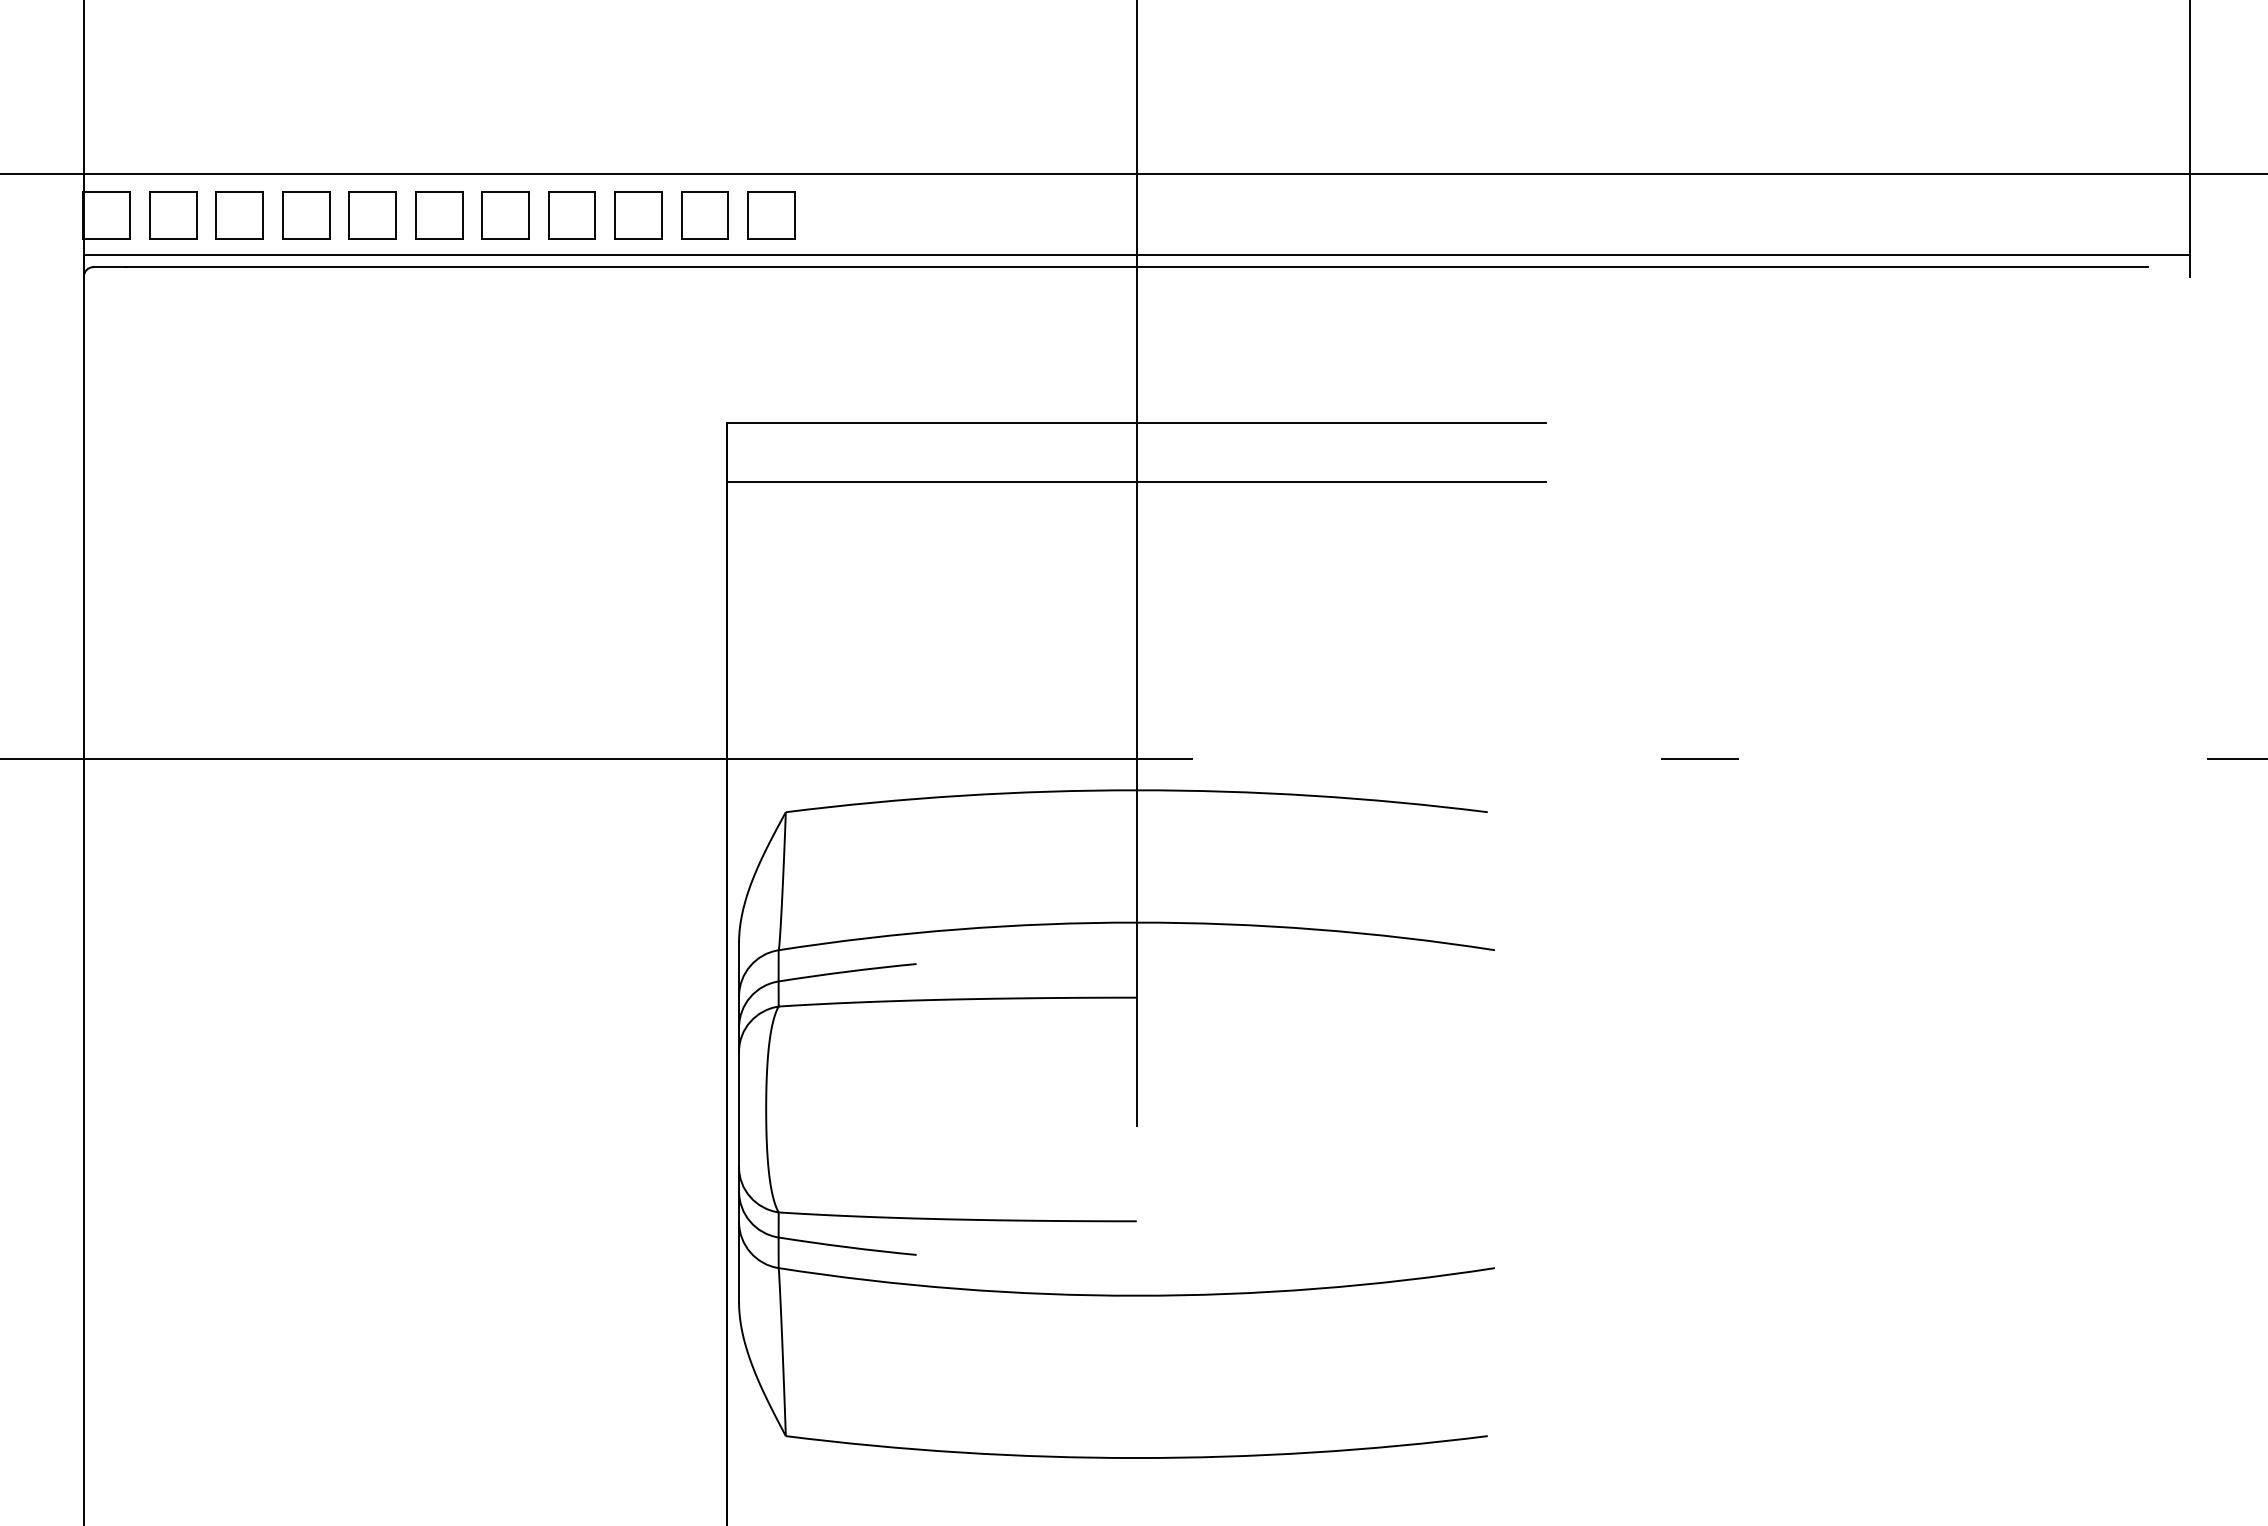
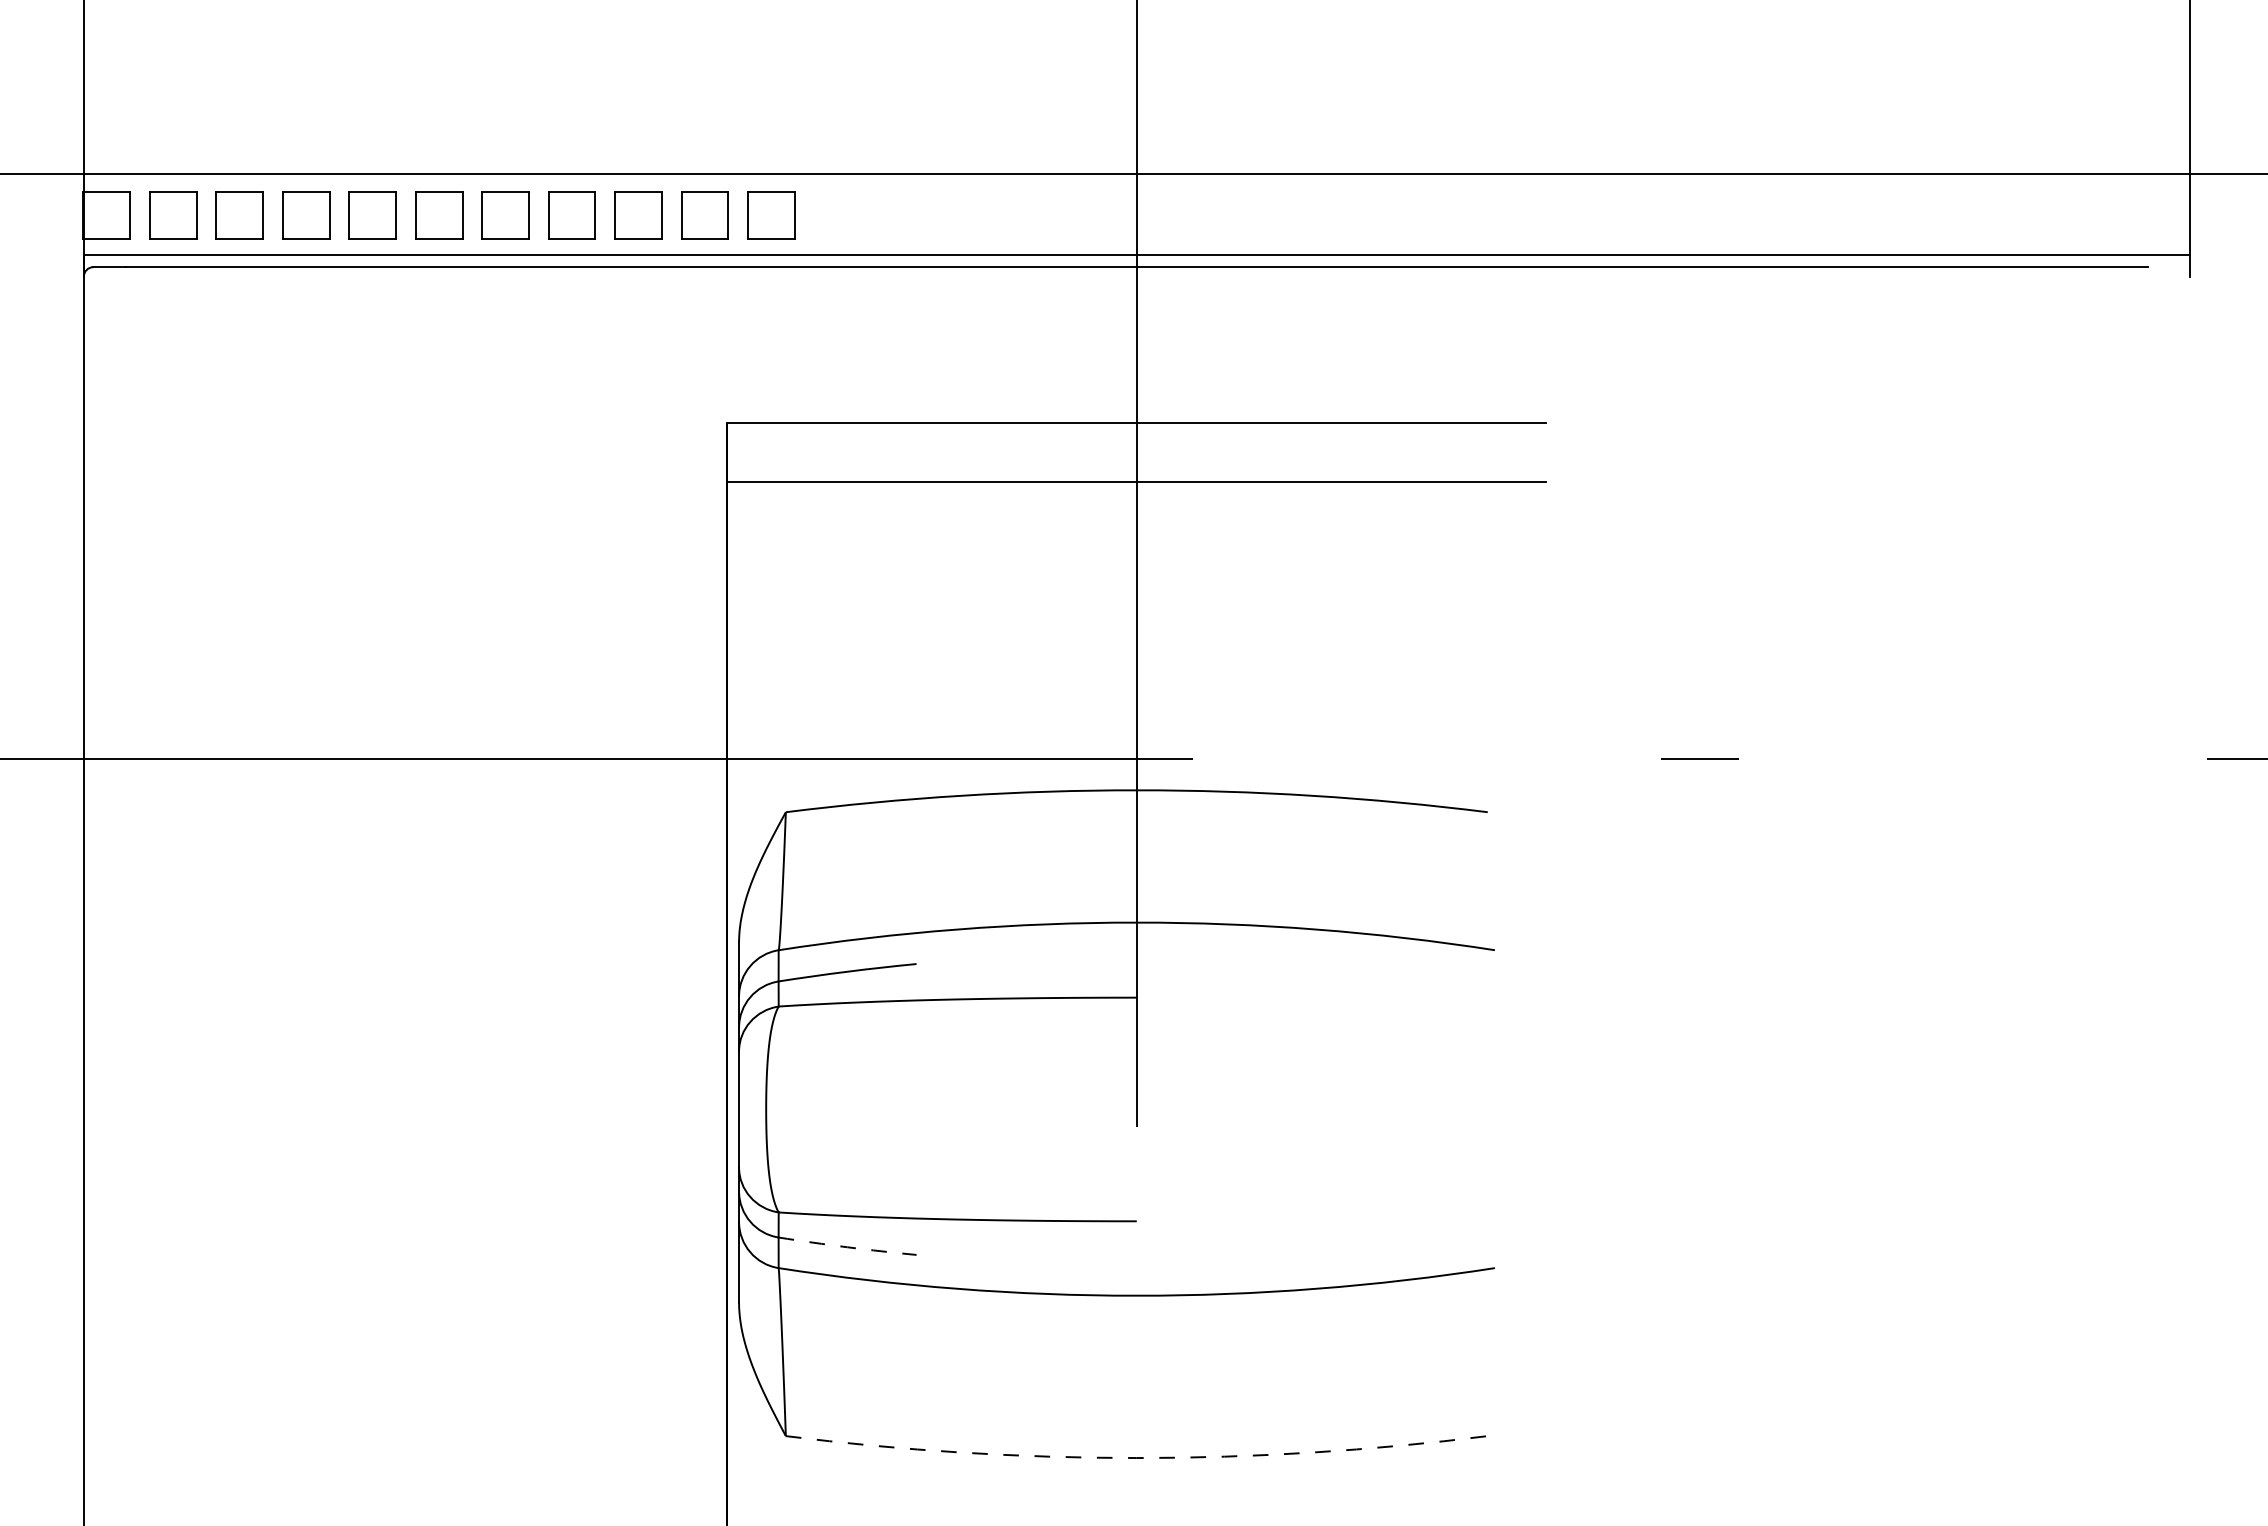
arc: solid -> dashed (847, 1247)
arc: solid -> dashed (1136, 1458)
